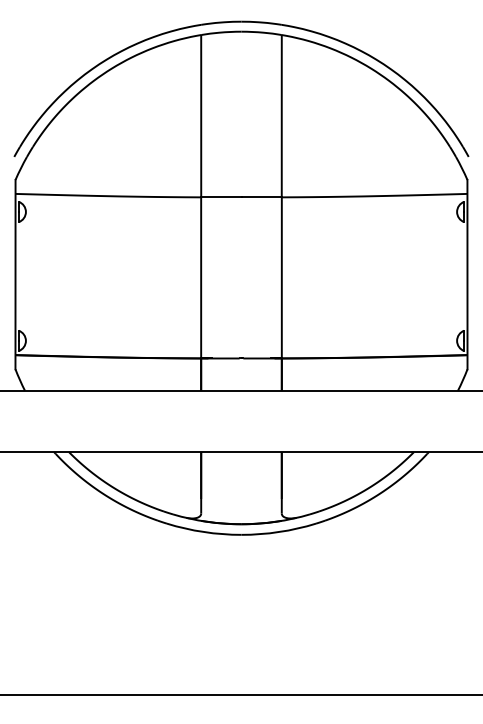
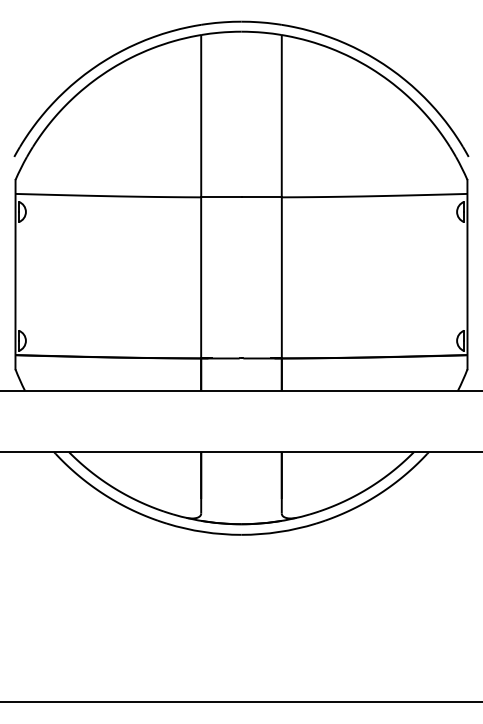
line position: (240, 695) -> (240, 702) (240, 702)
